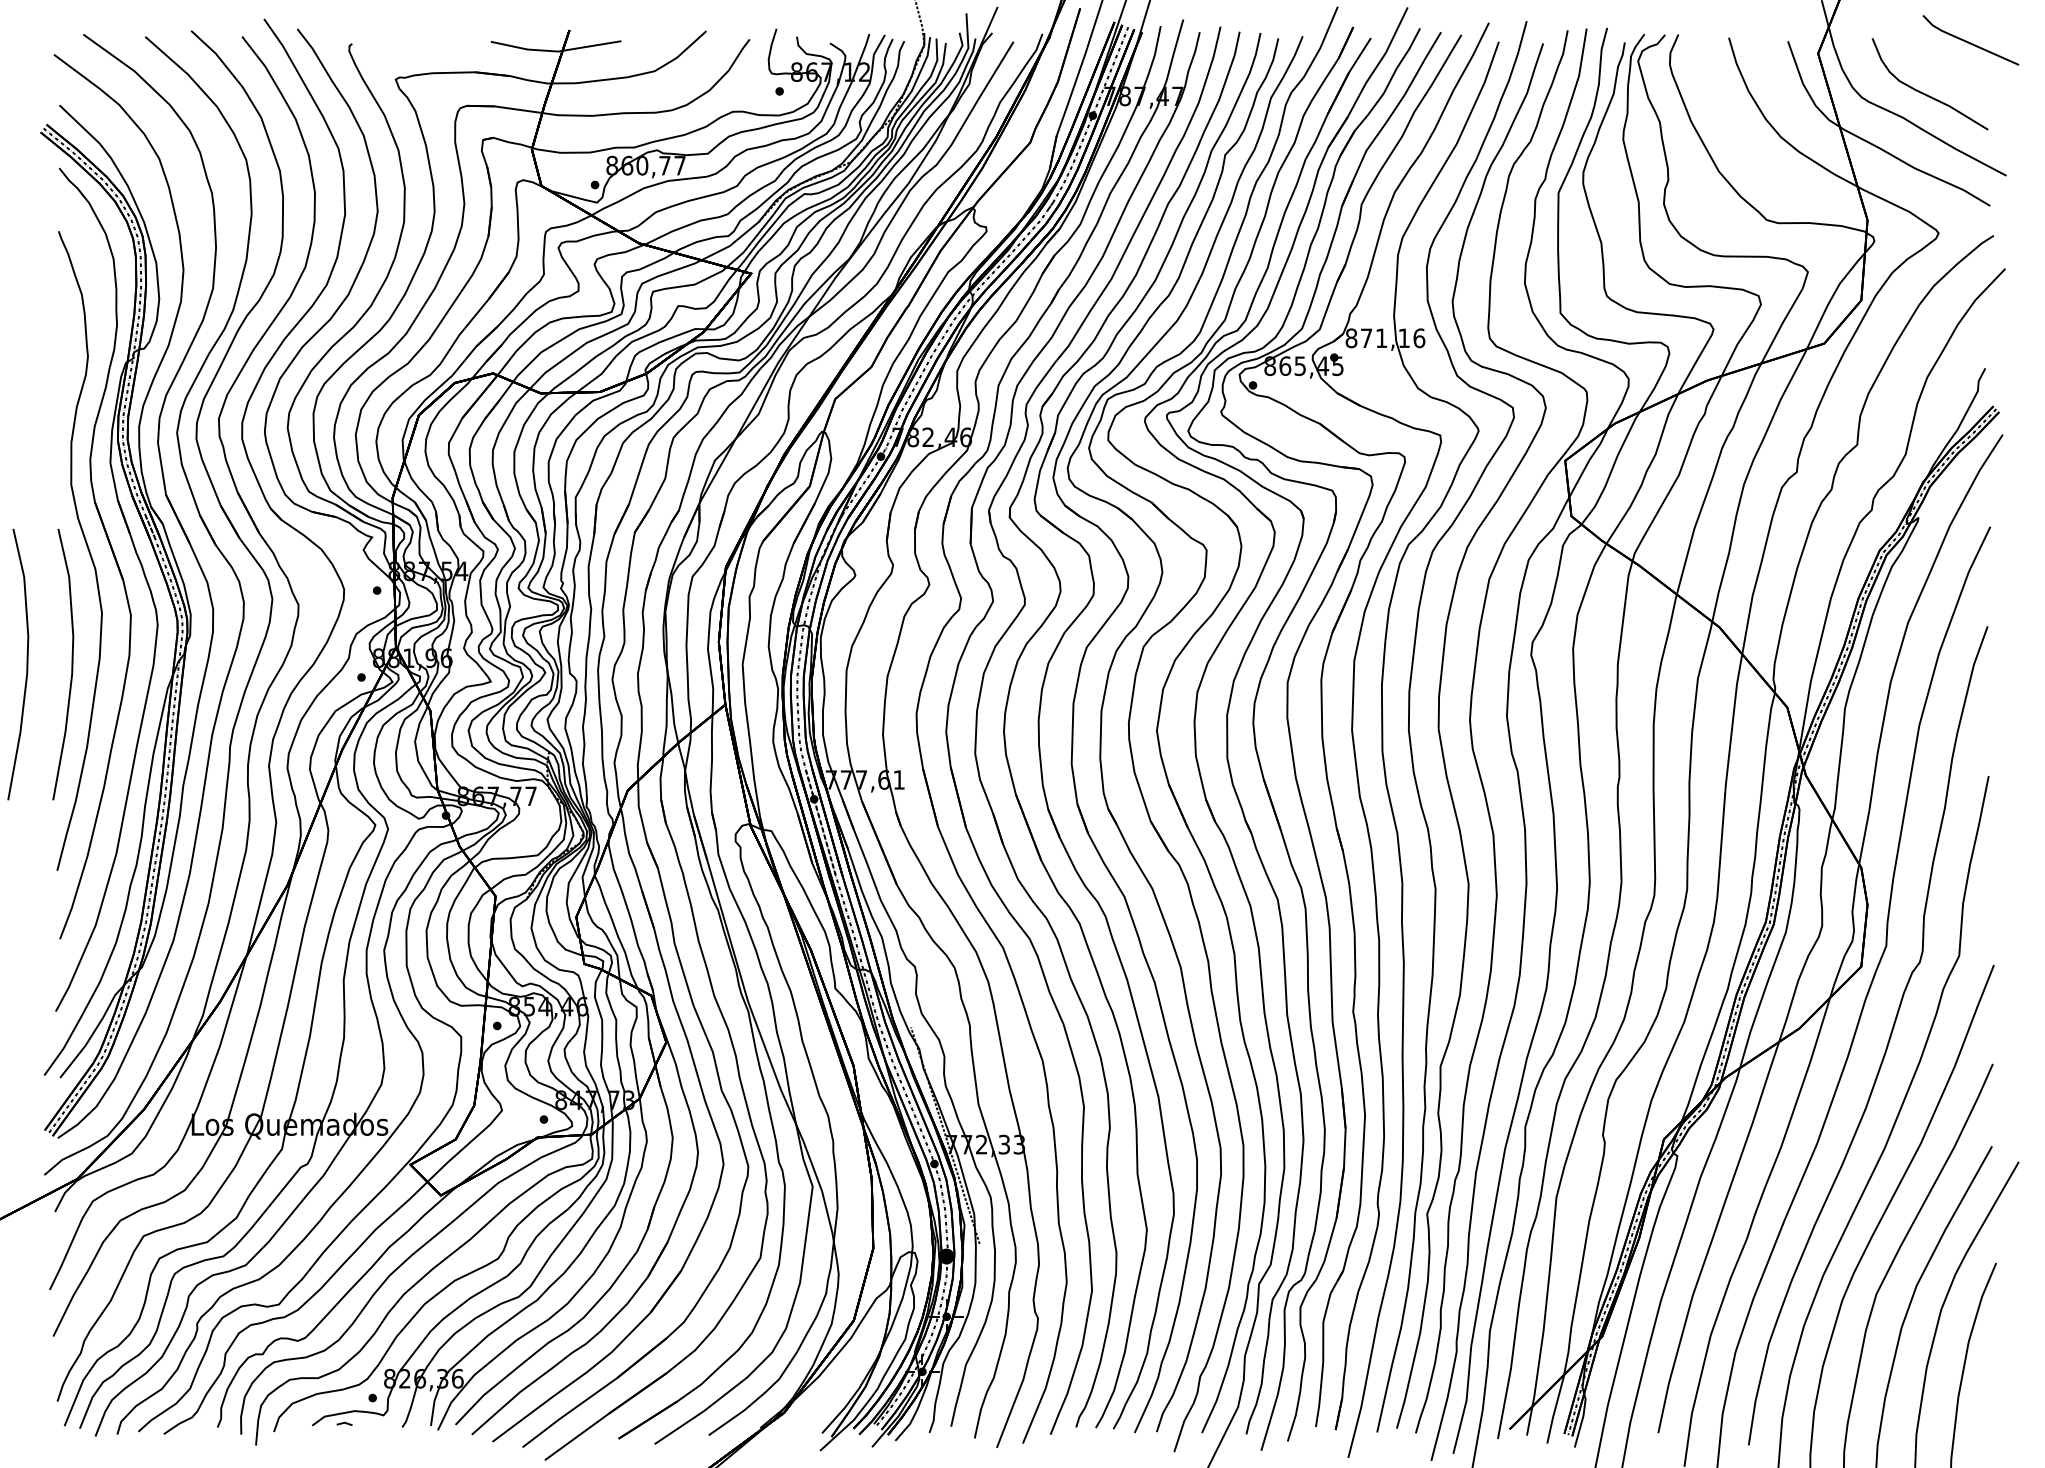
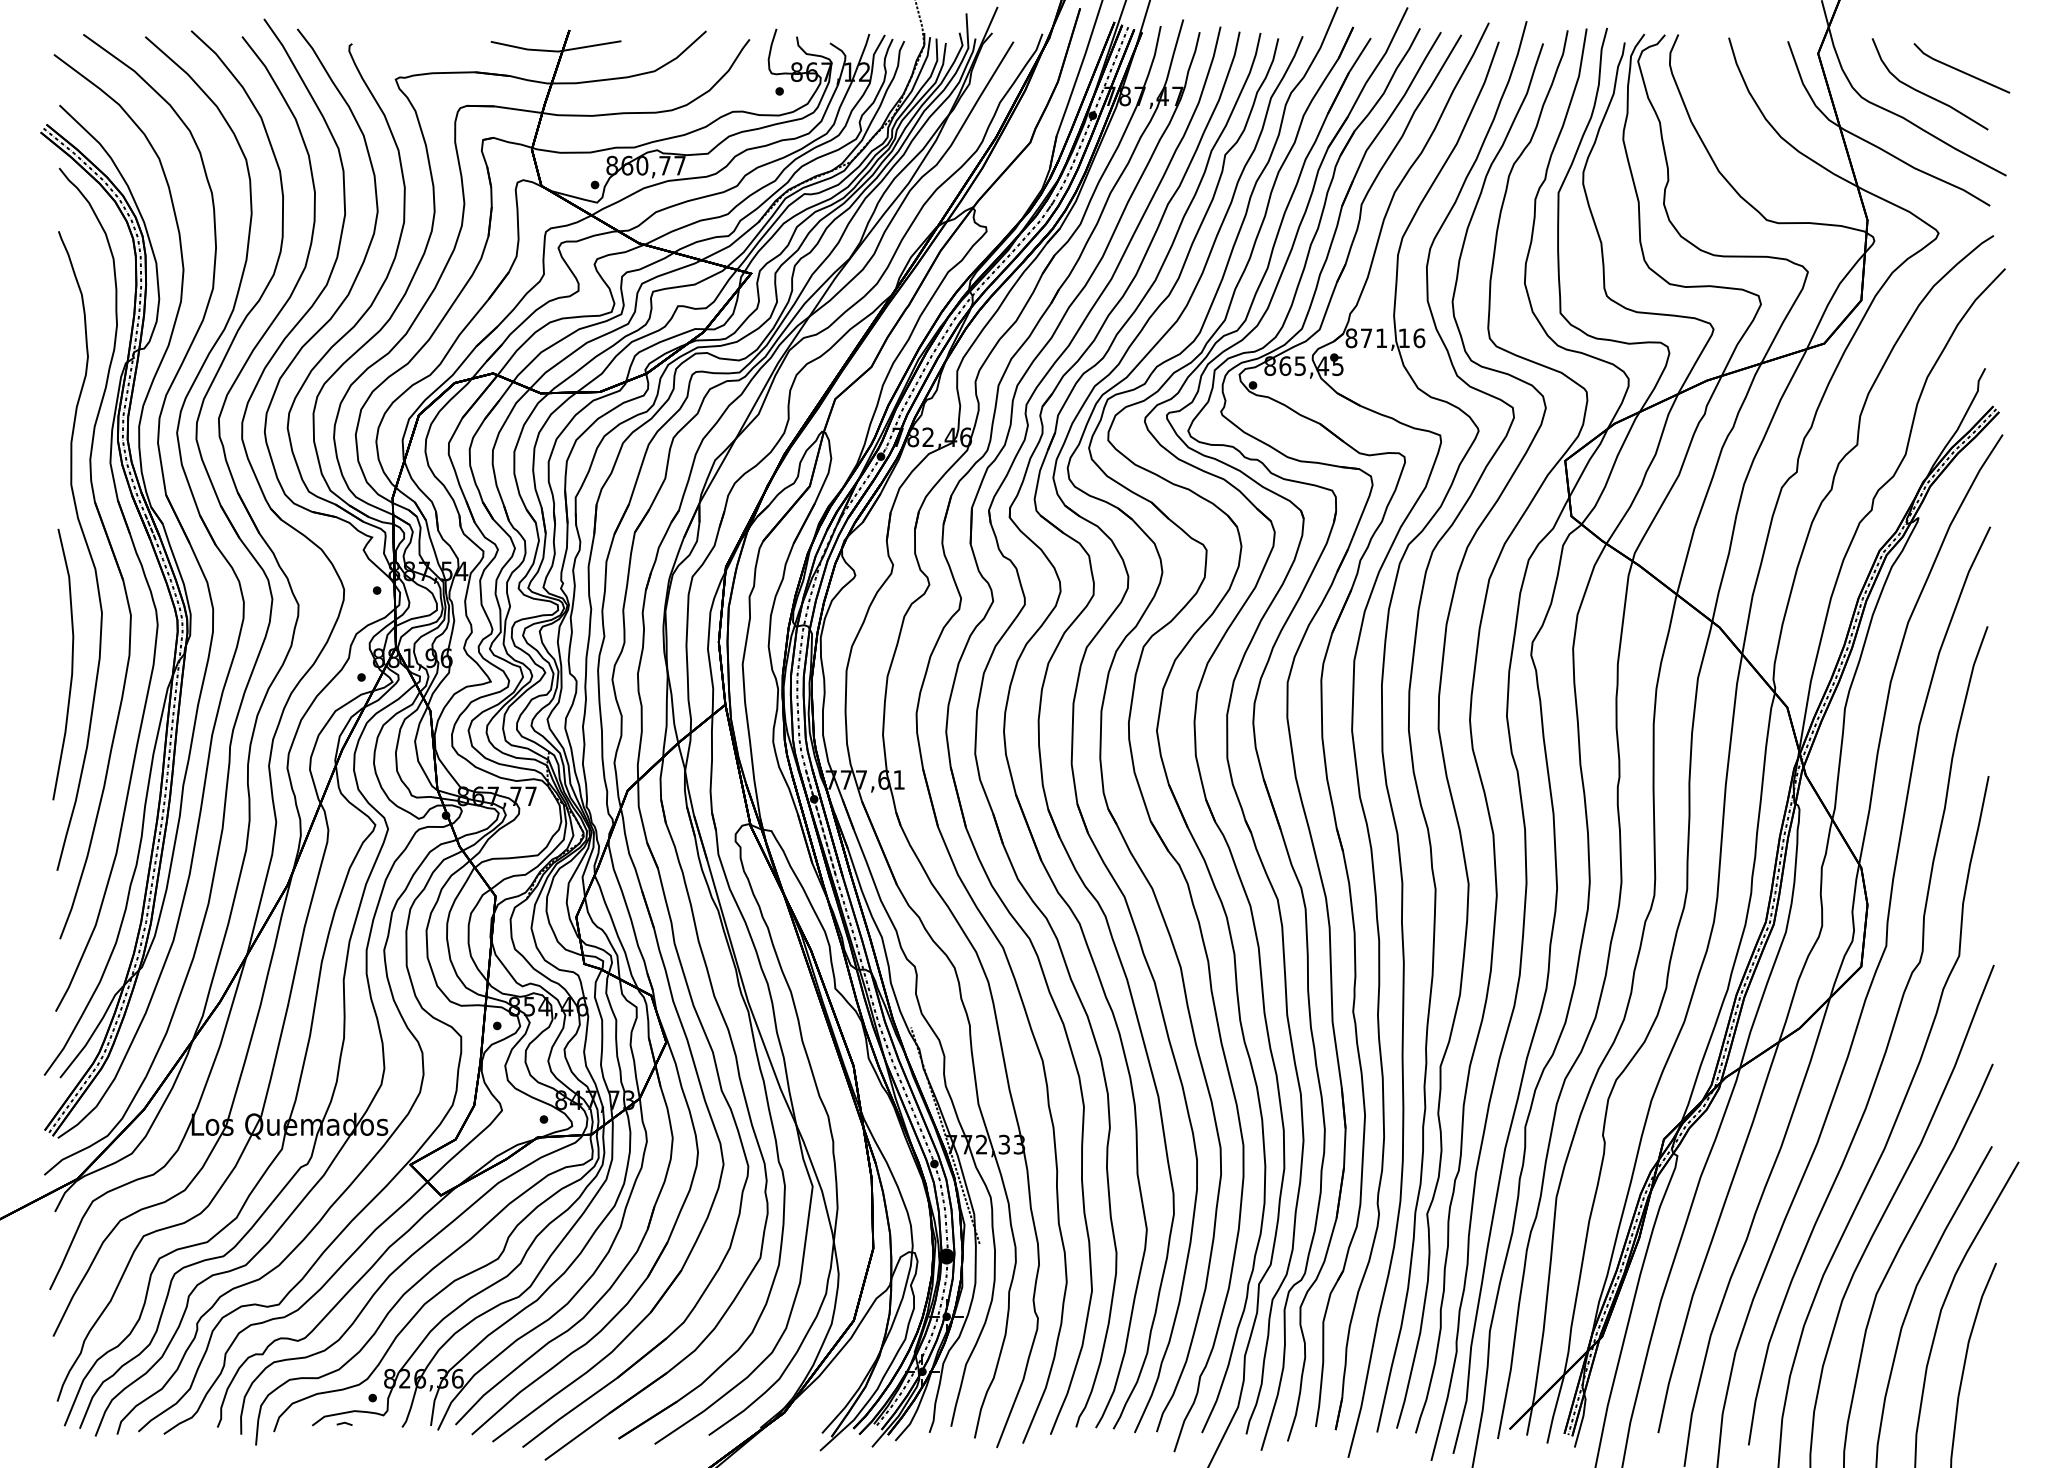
line position: (1970, 42) -> (1961, 70) (1961, 70)
curve: present -> none (26, 664)
